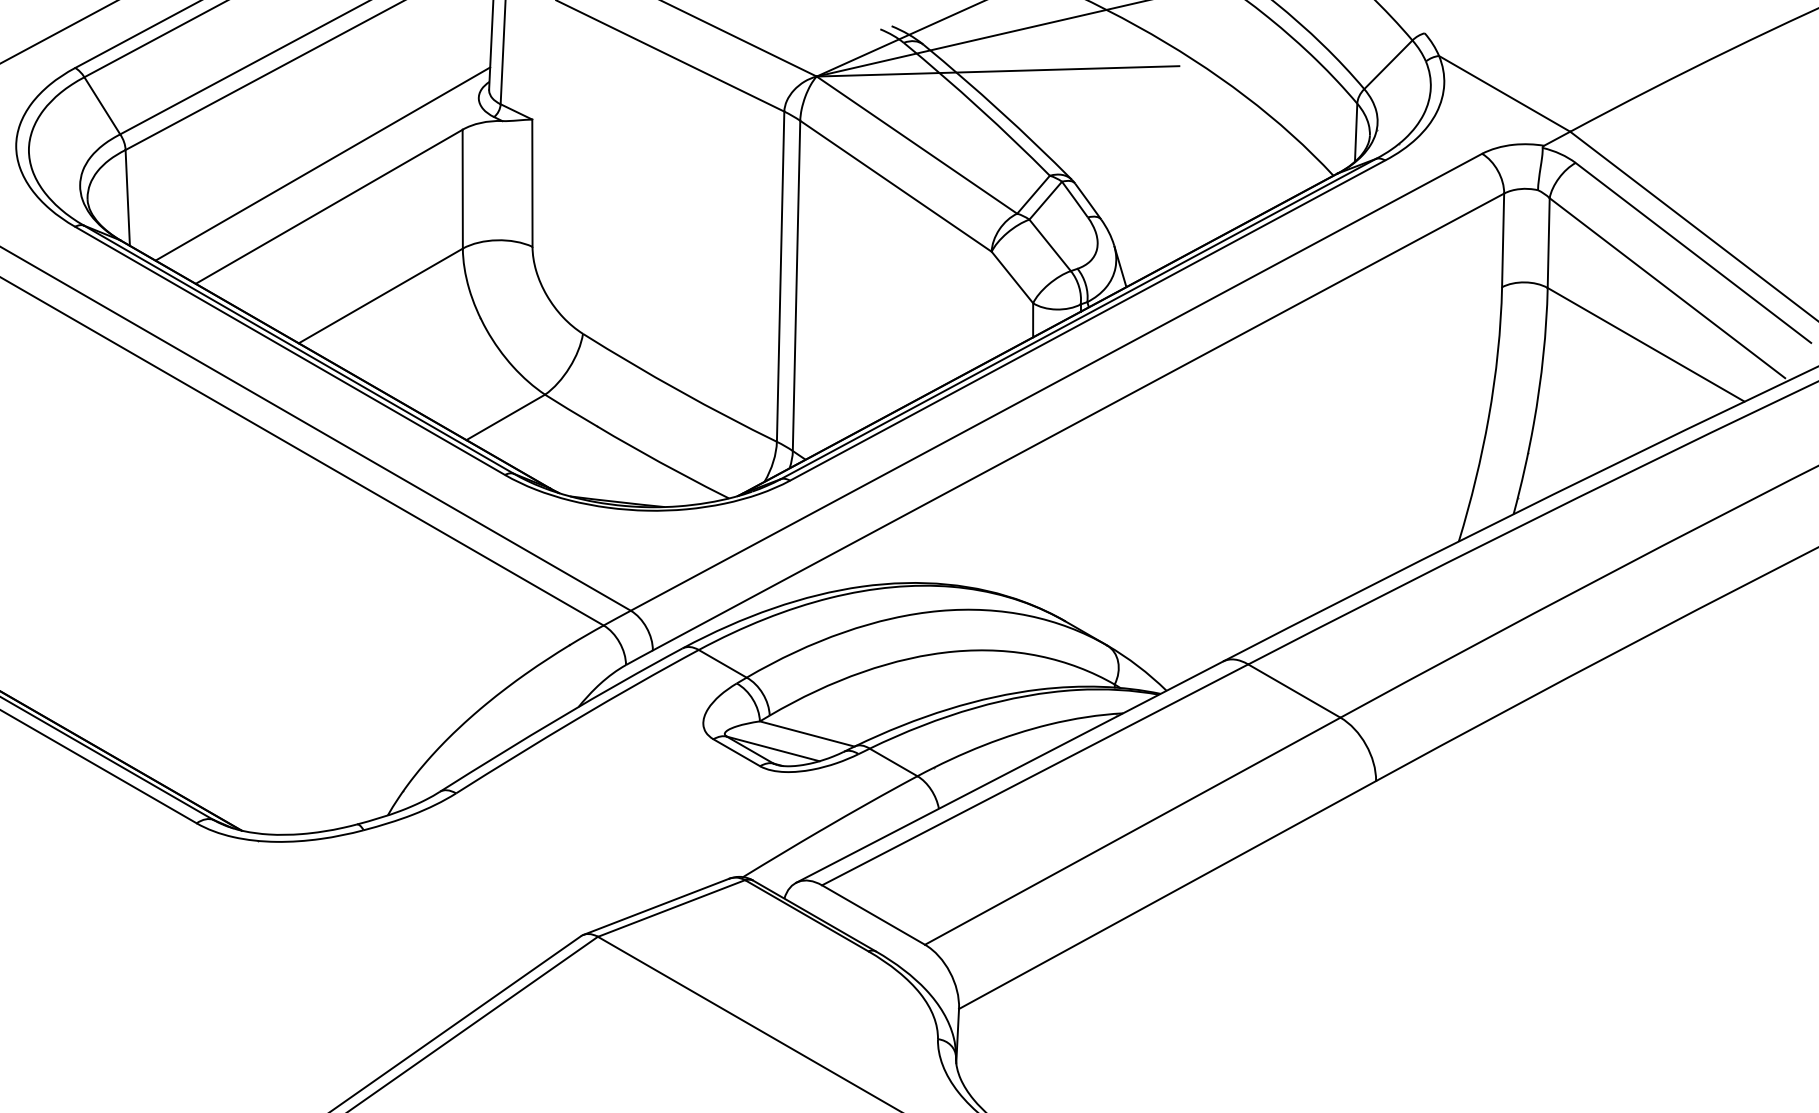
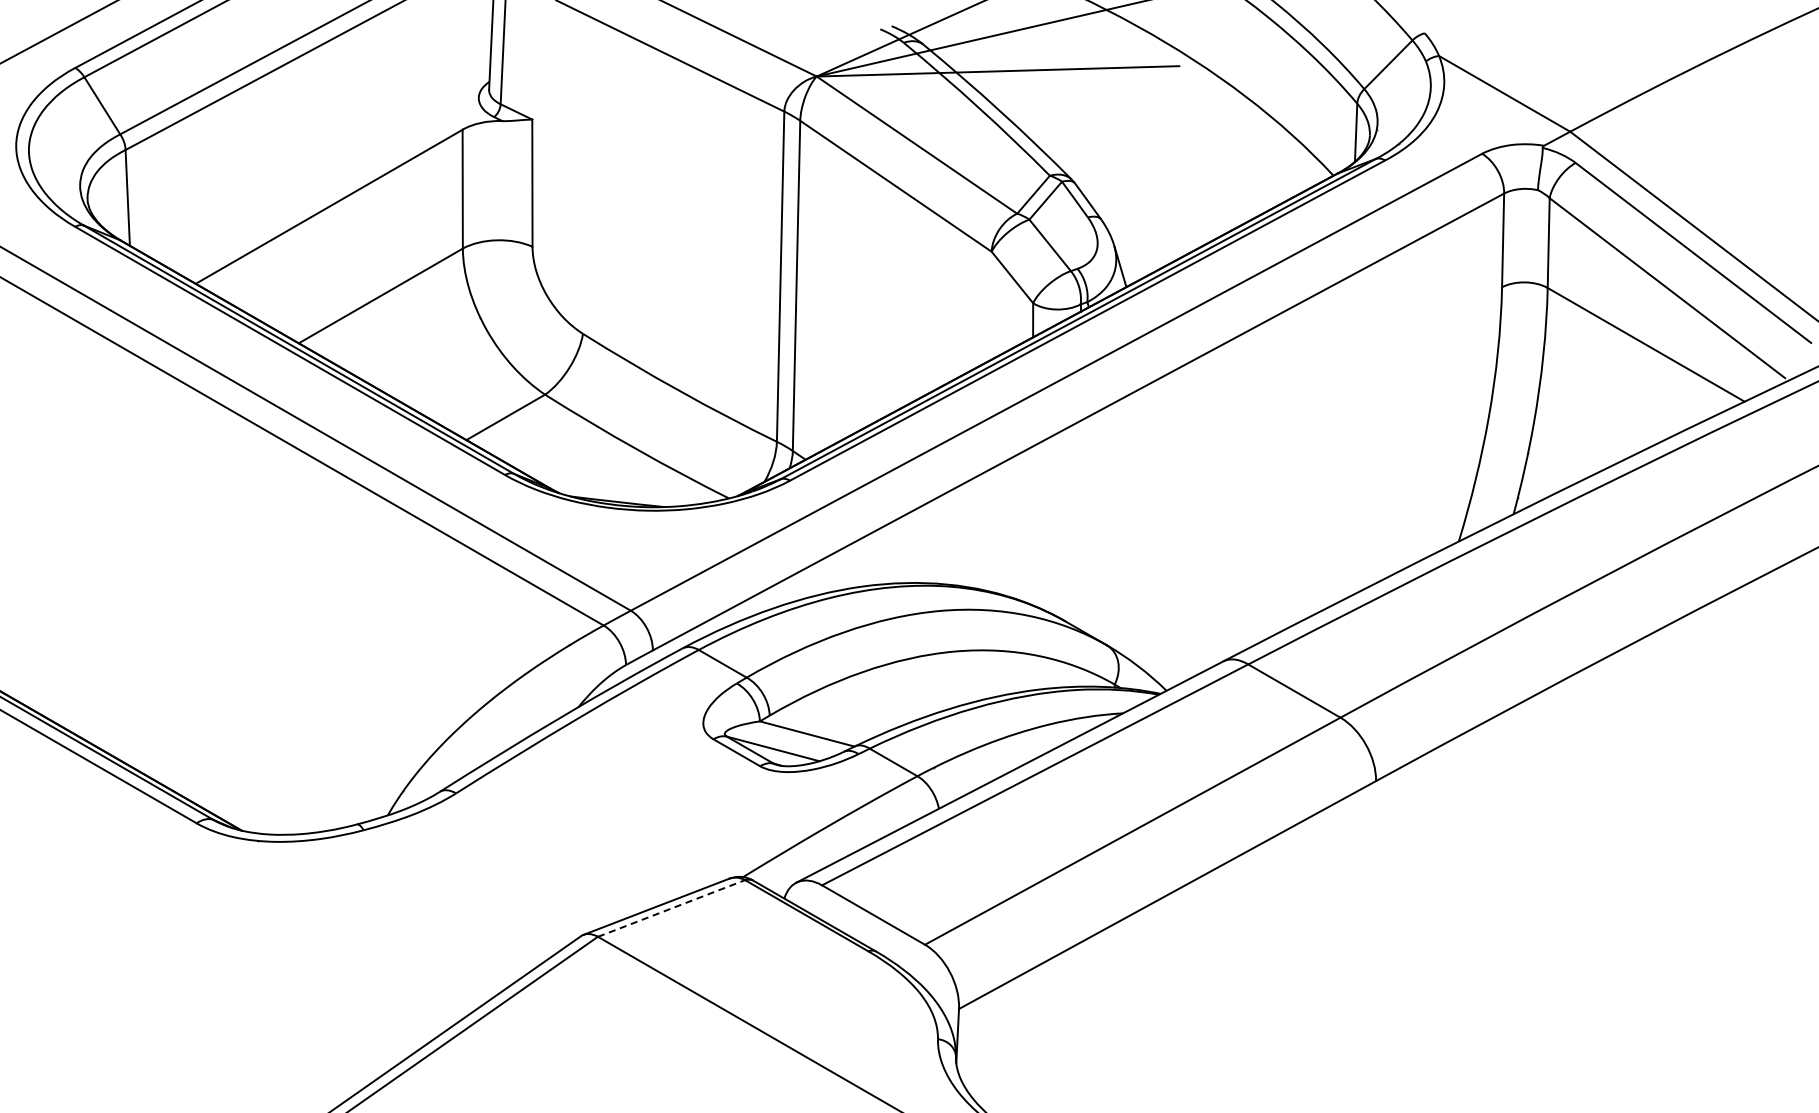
line: present -> none (322, 163)
line: solid -> dashed (671, 908)
